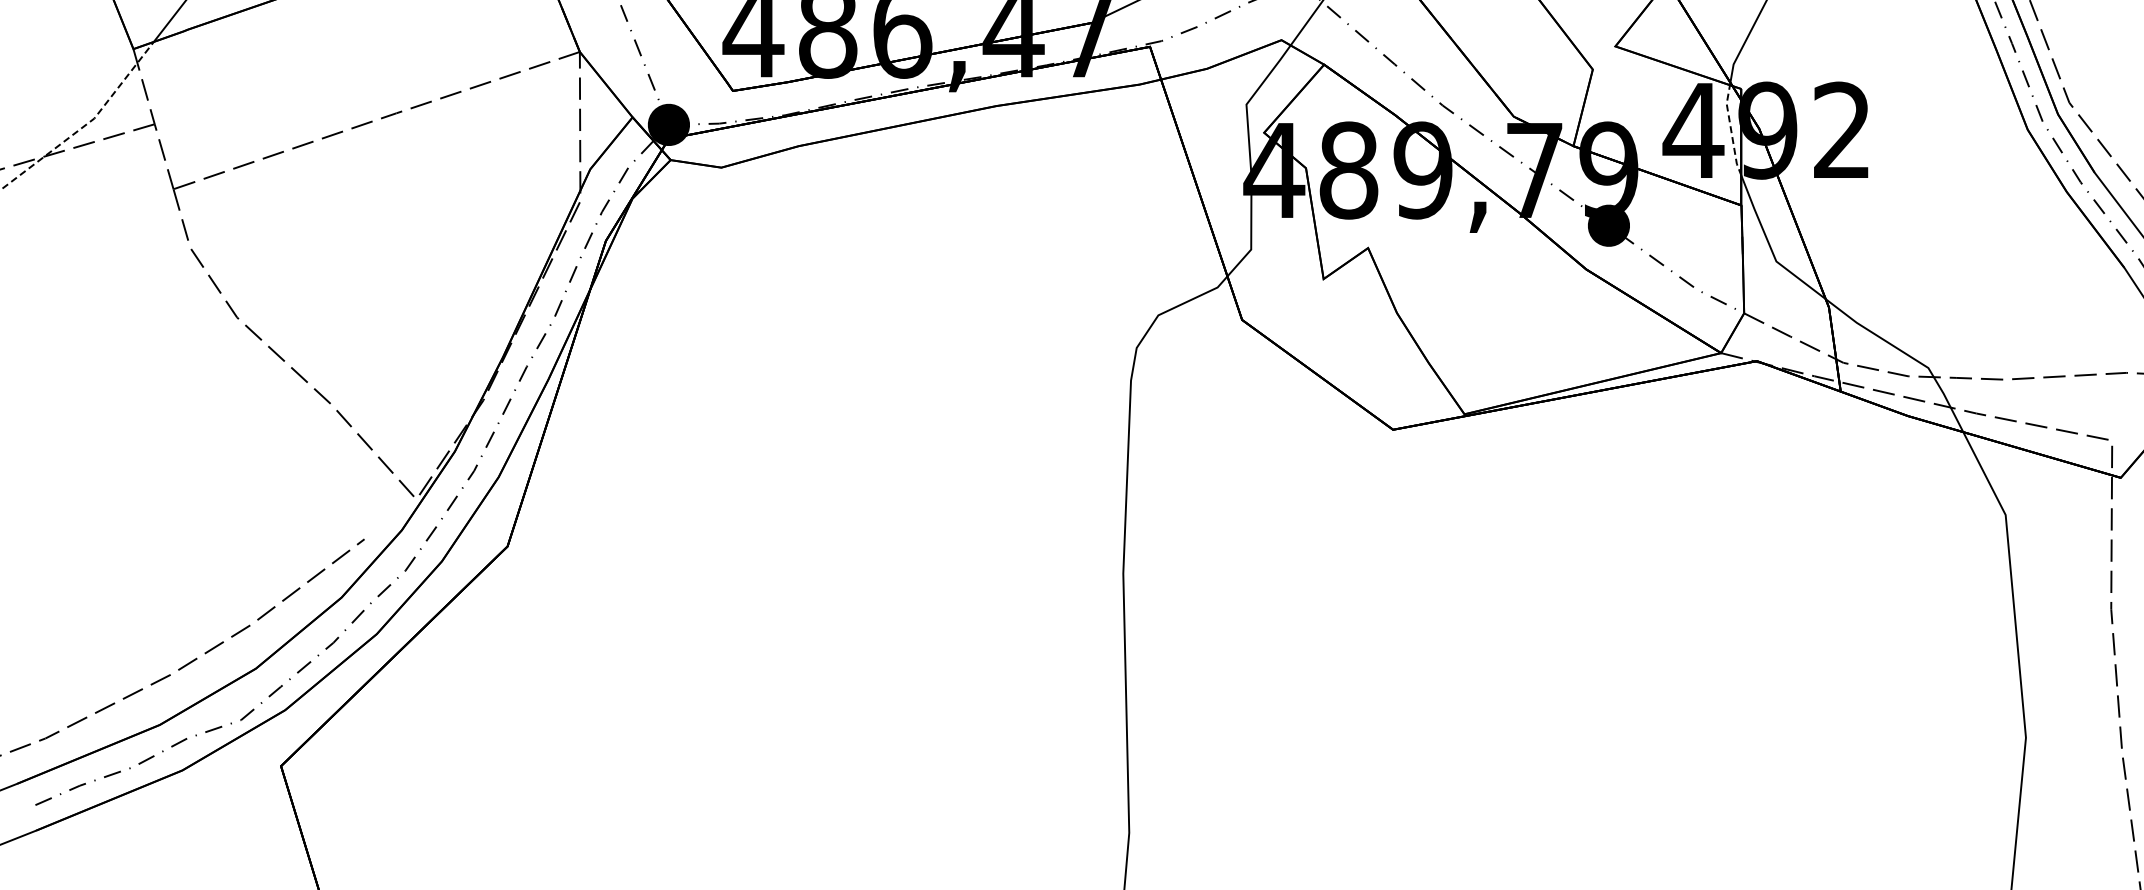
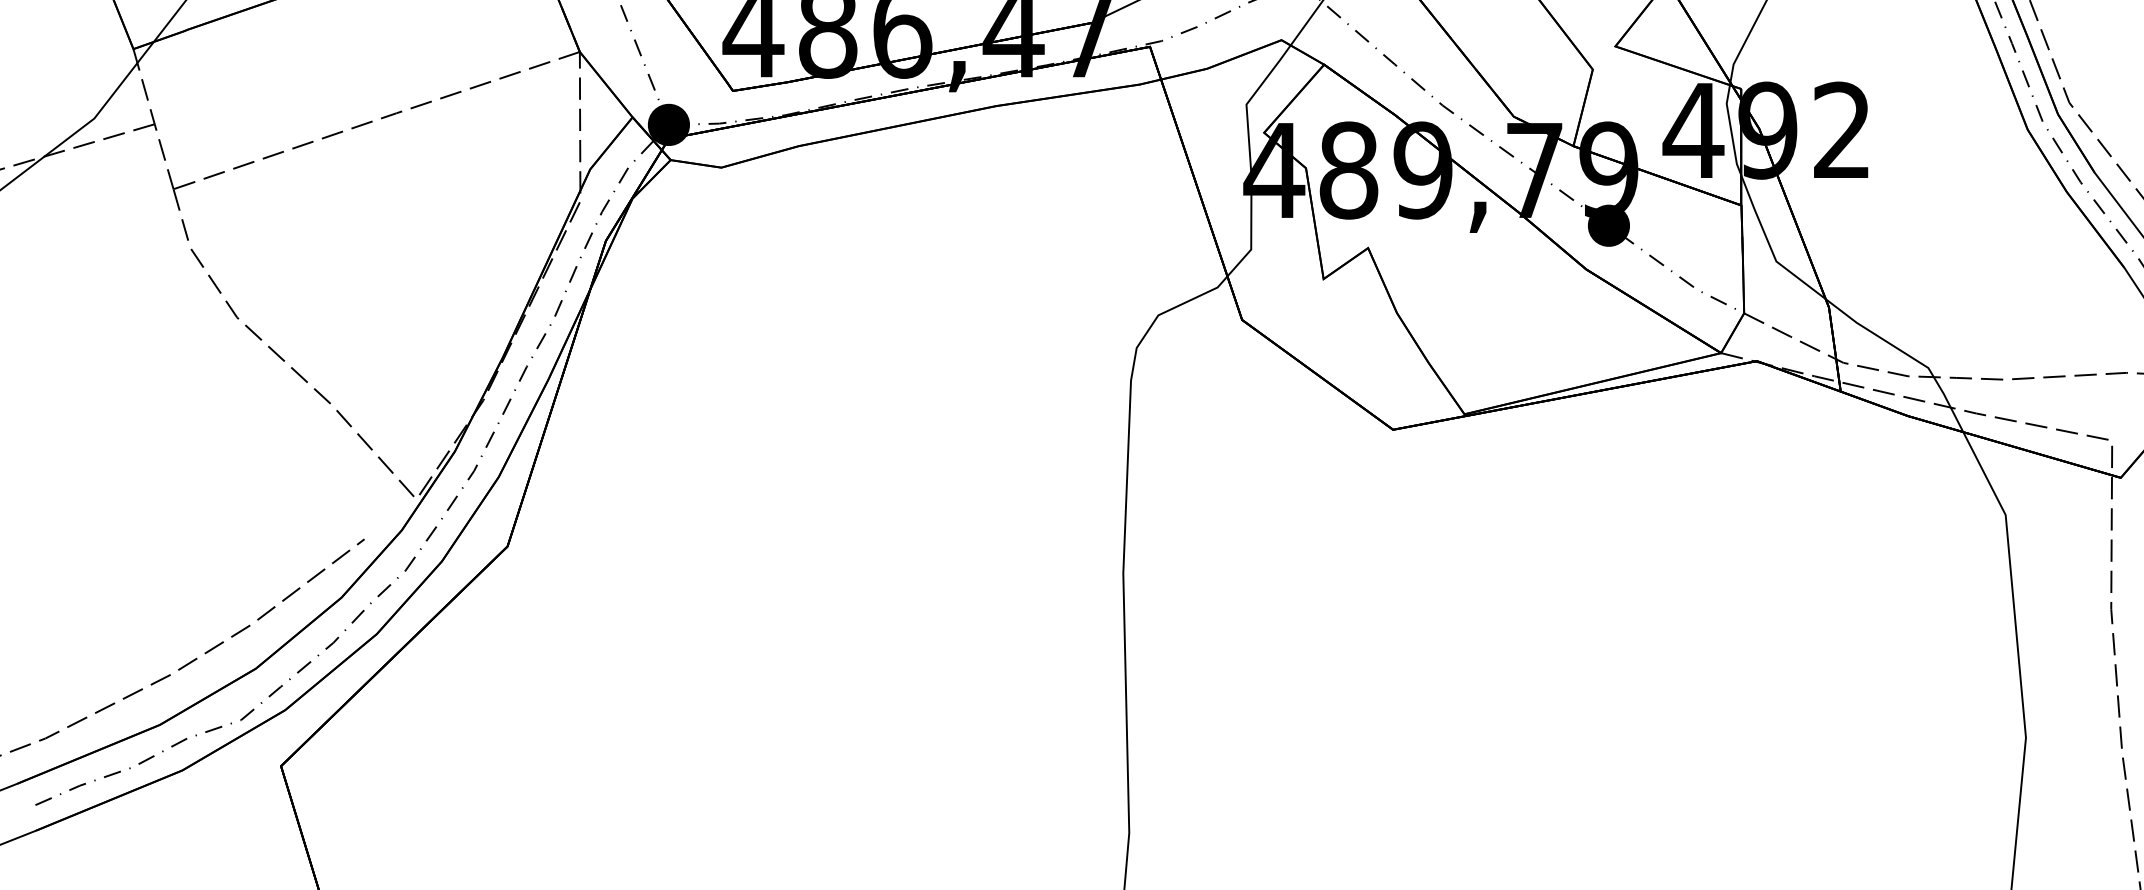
line: dashed -> solid (87, 124)
line: dashed -> solid (1731, 131)
